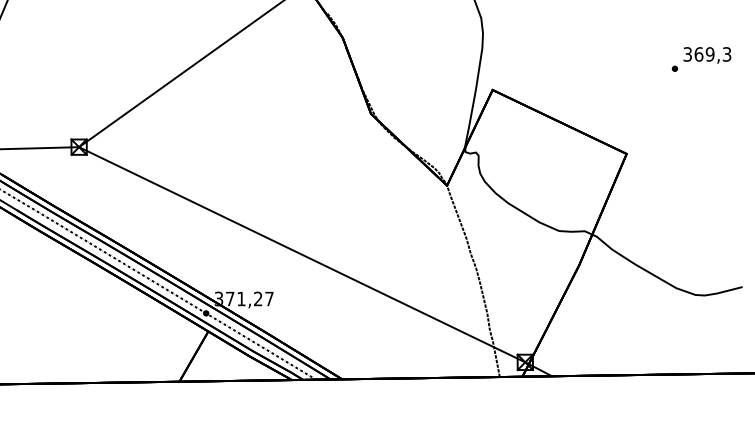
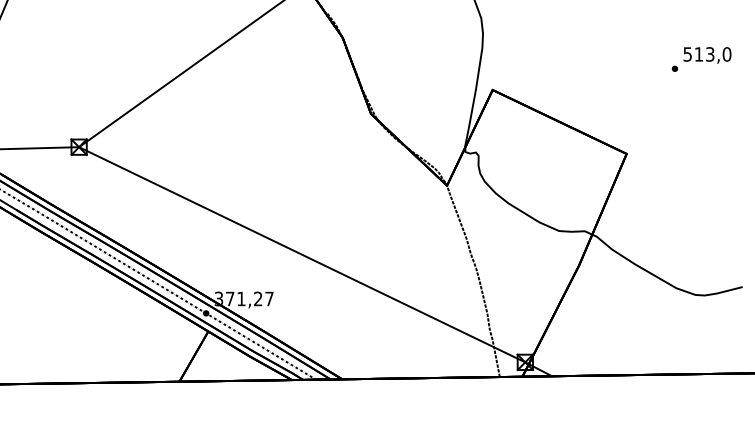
text: 369,3 -> 513,0 (707, 54)
